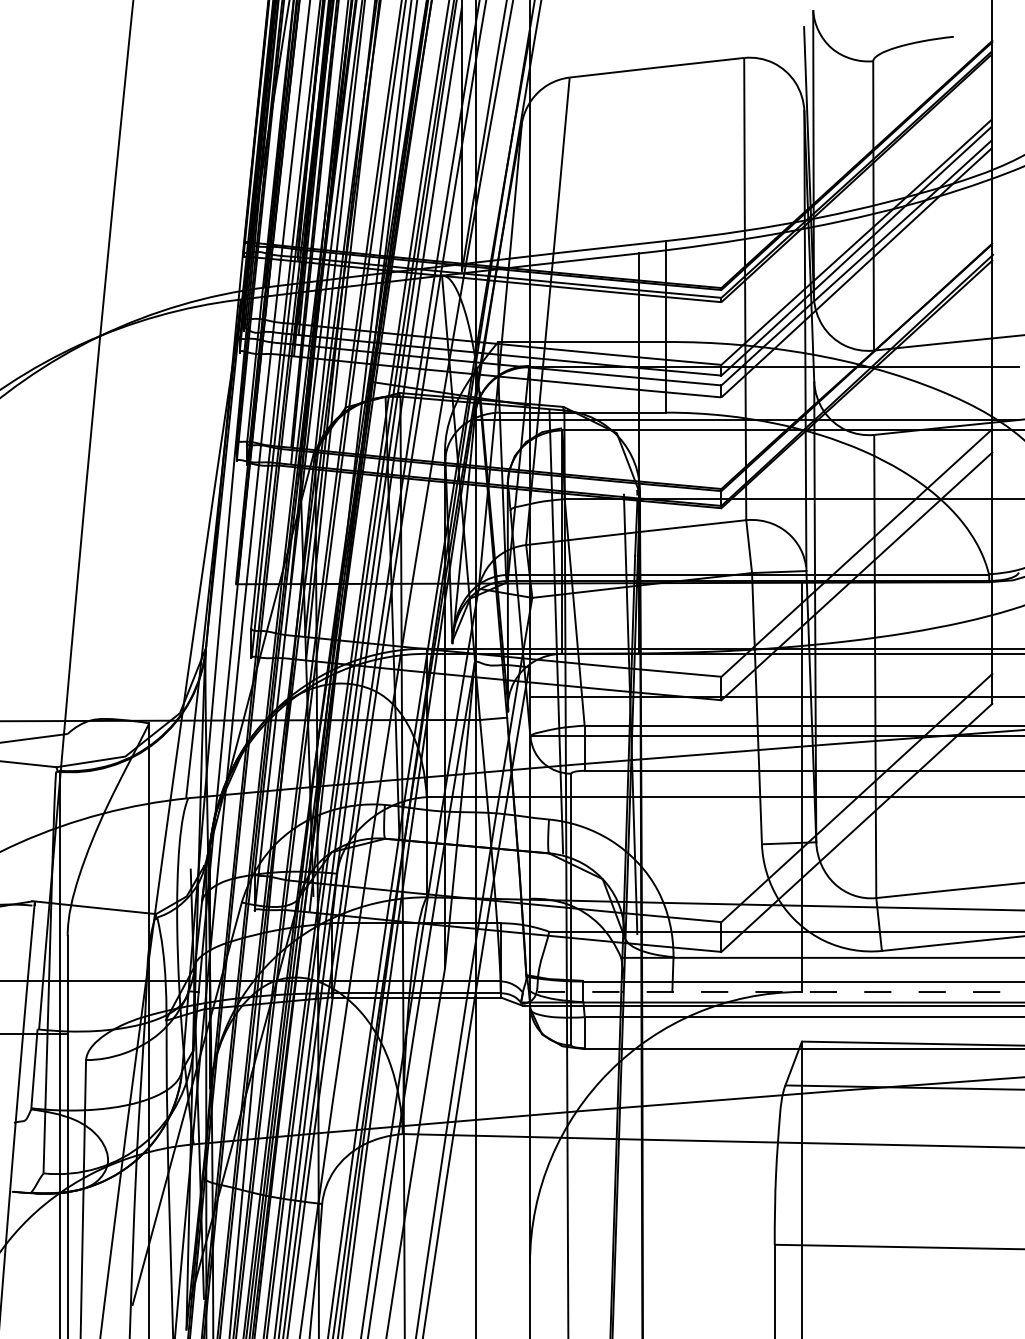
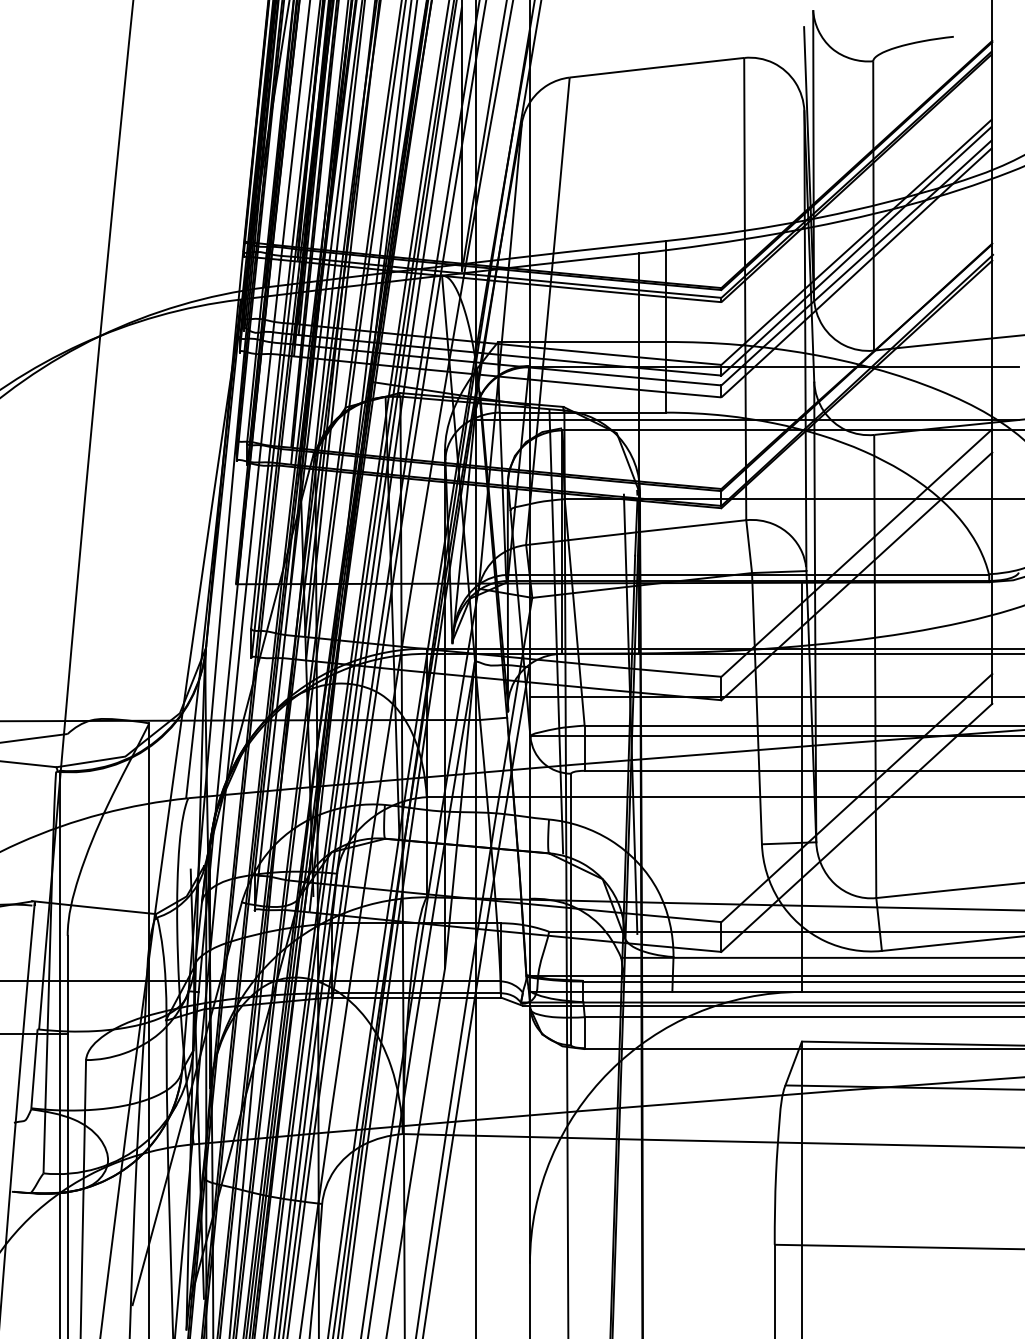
line: none -> present (775, 976)
line: dashed -> solid (777, 992)
